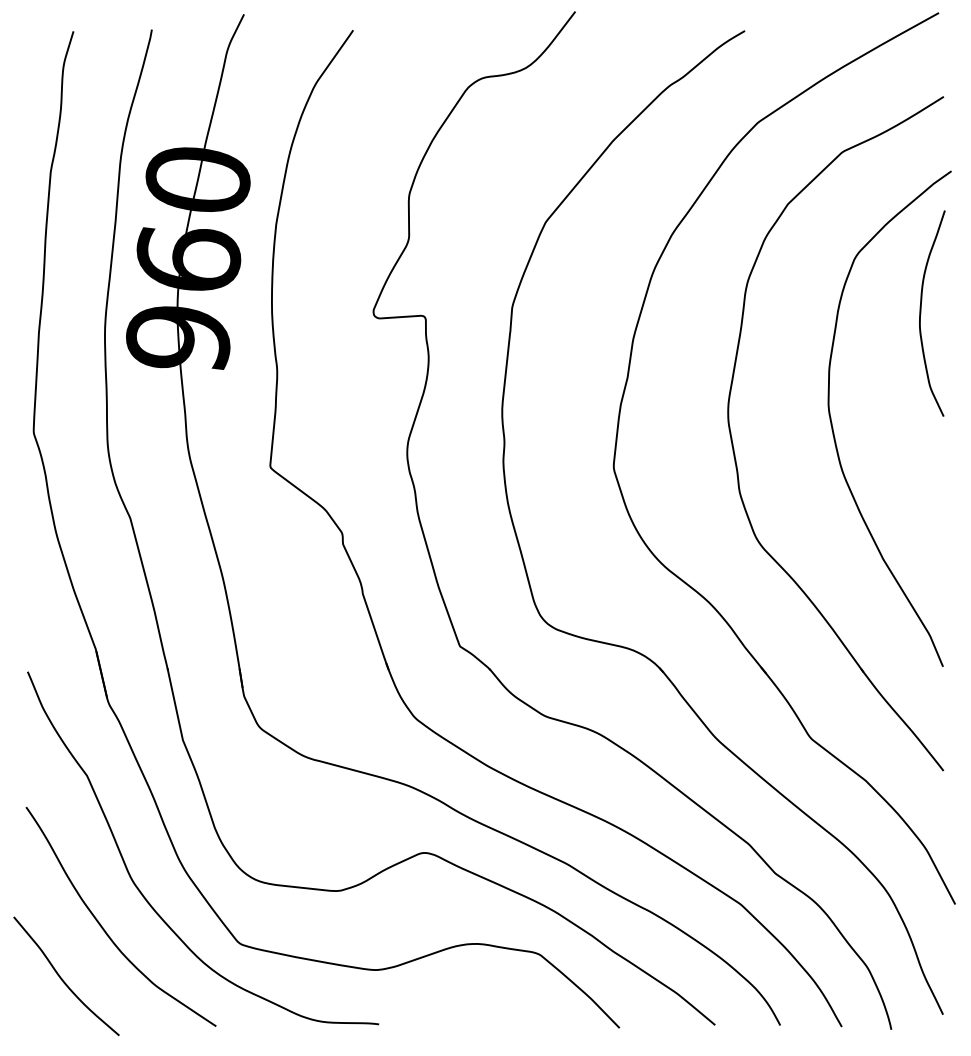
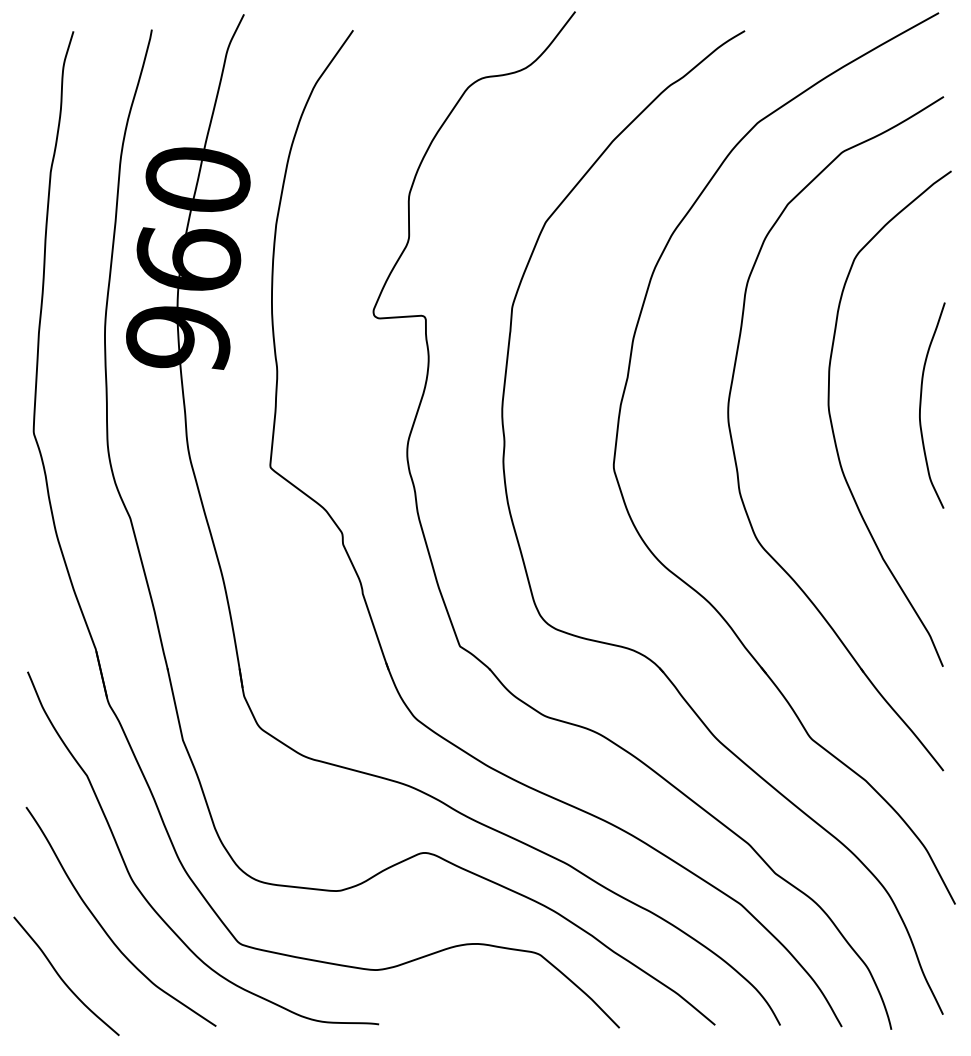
curve position: (921, 313) -> (921, 405) (921, 405)
